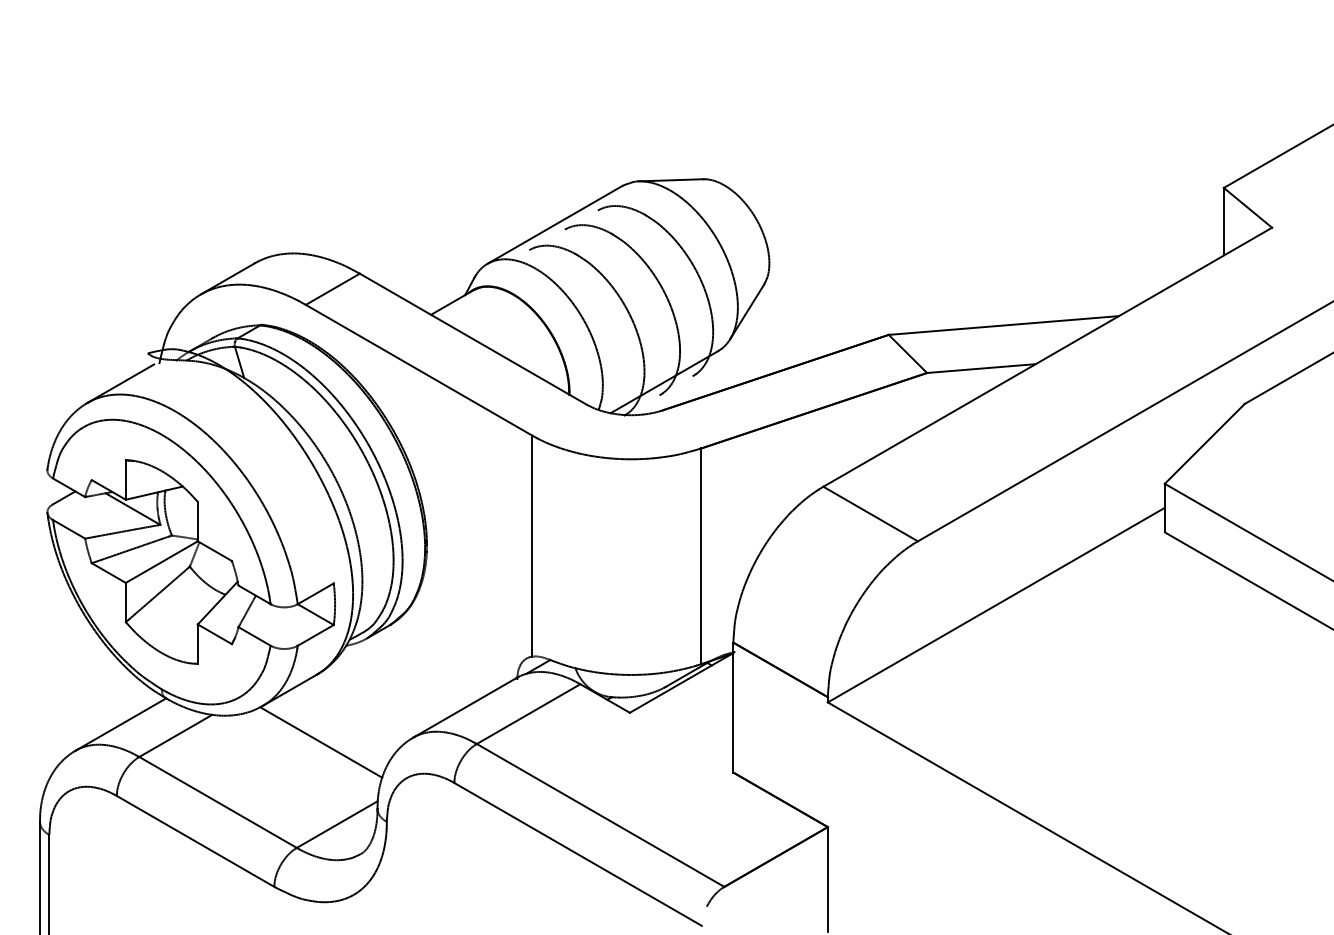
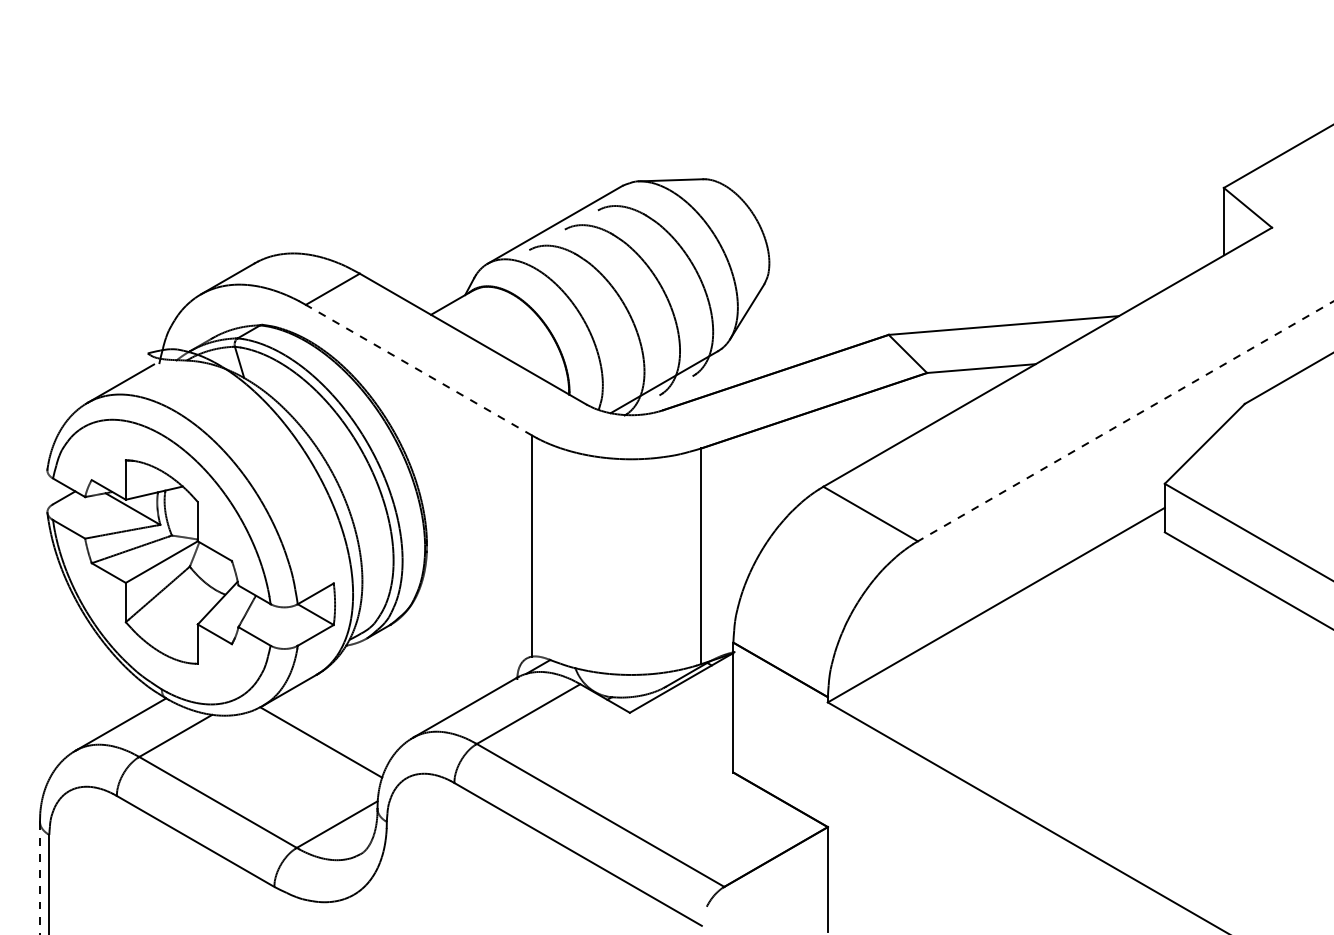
line: solid -> dashed (419, 370)
line: solid -> dashed (1125, 421)
line: solid -> dashed (40, 878)
